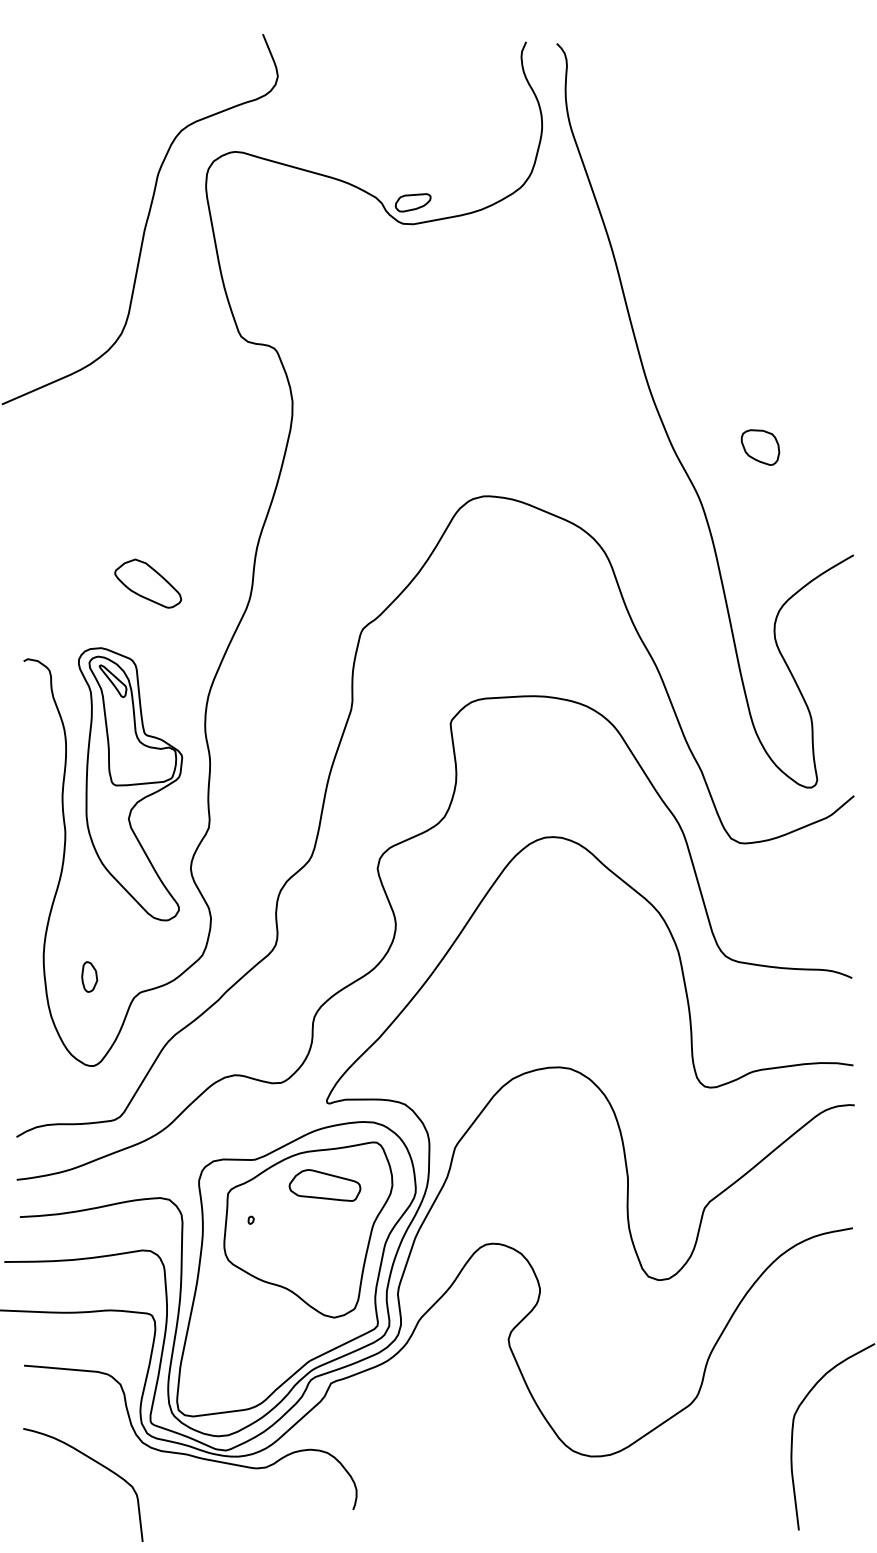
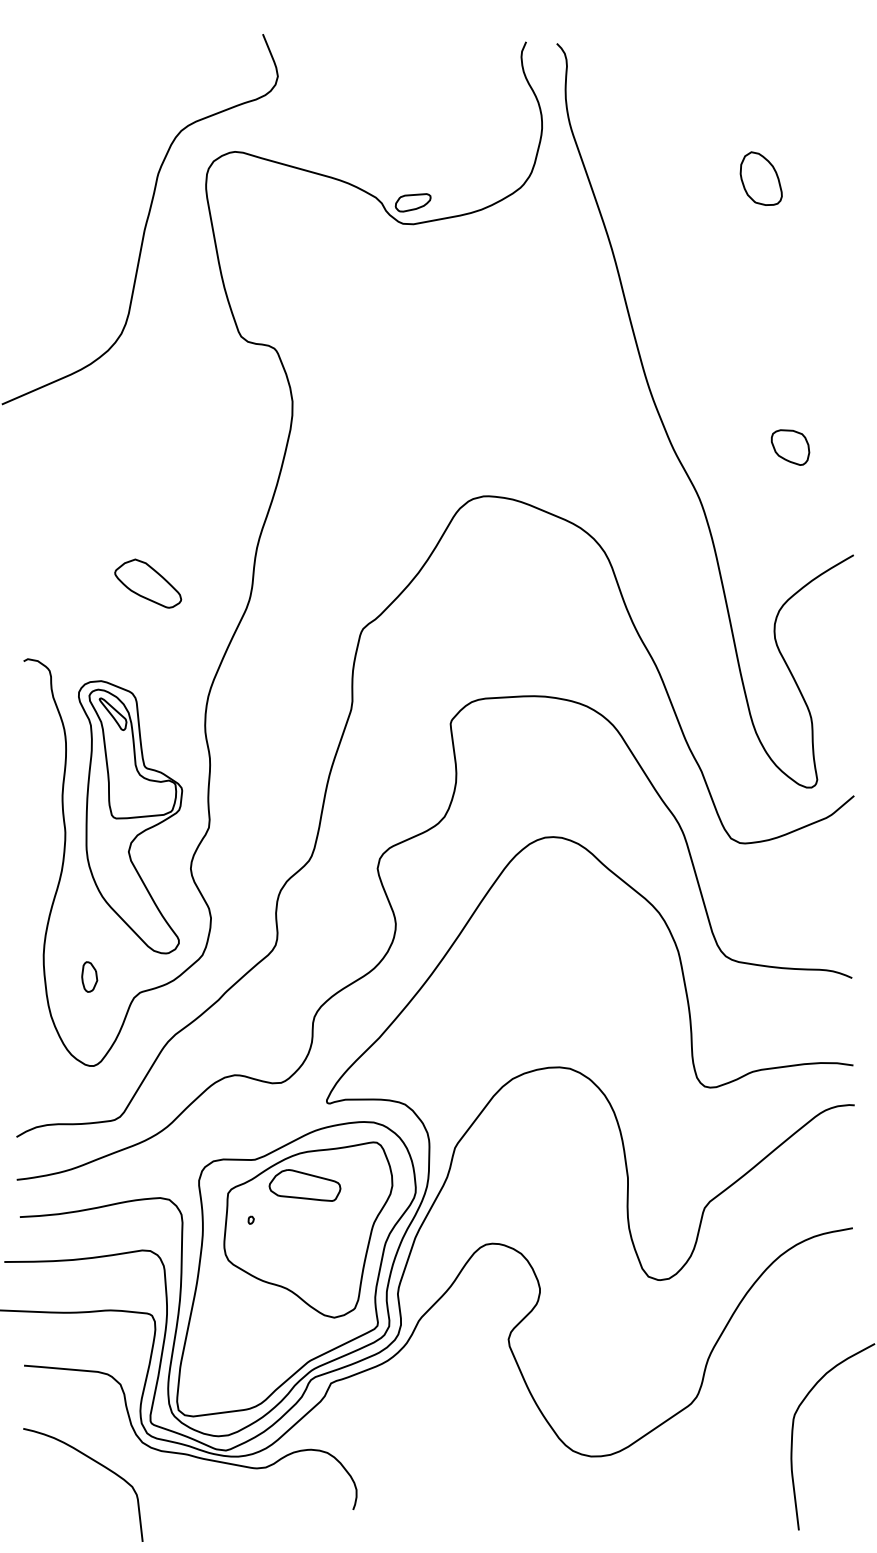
part: none -> present (760, 178)
part position: (760, 447) -> (790, 447) (790, 447)
part position: (130, 784) -> (130, 817) (130, 817)
part position: (324, 1185) -> (304, 1185) (304, 1185)
